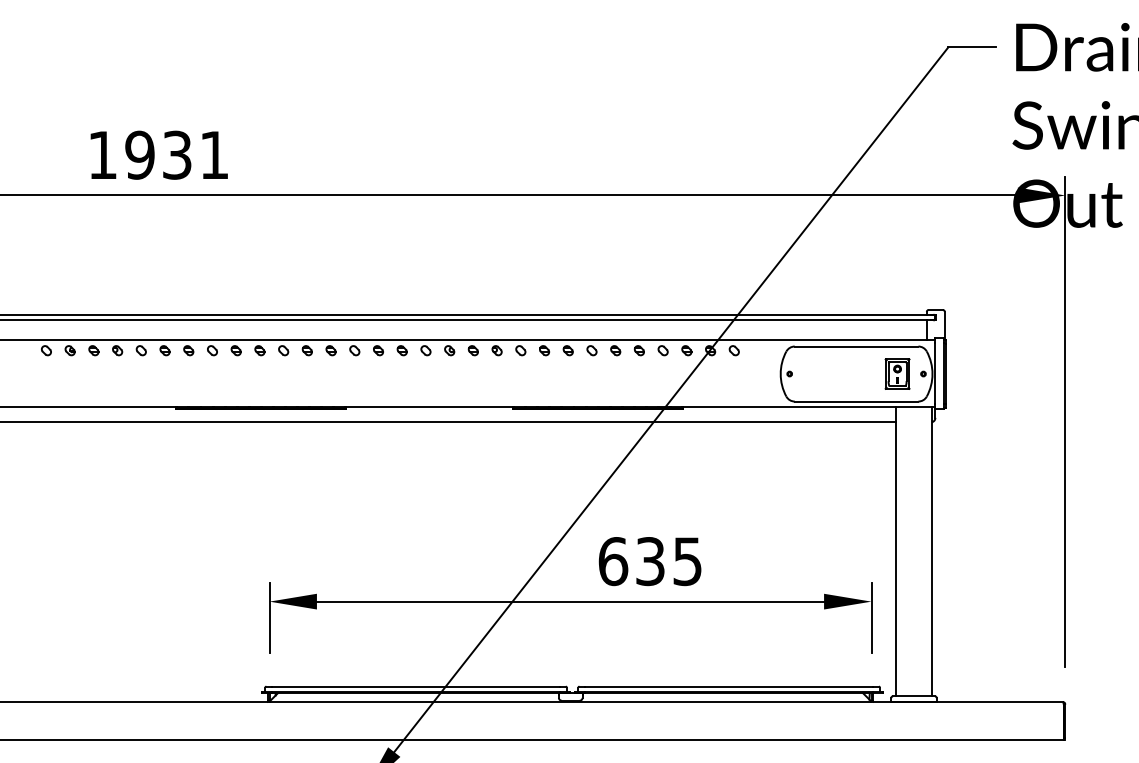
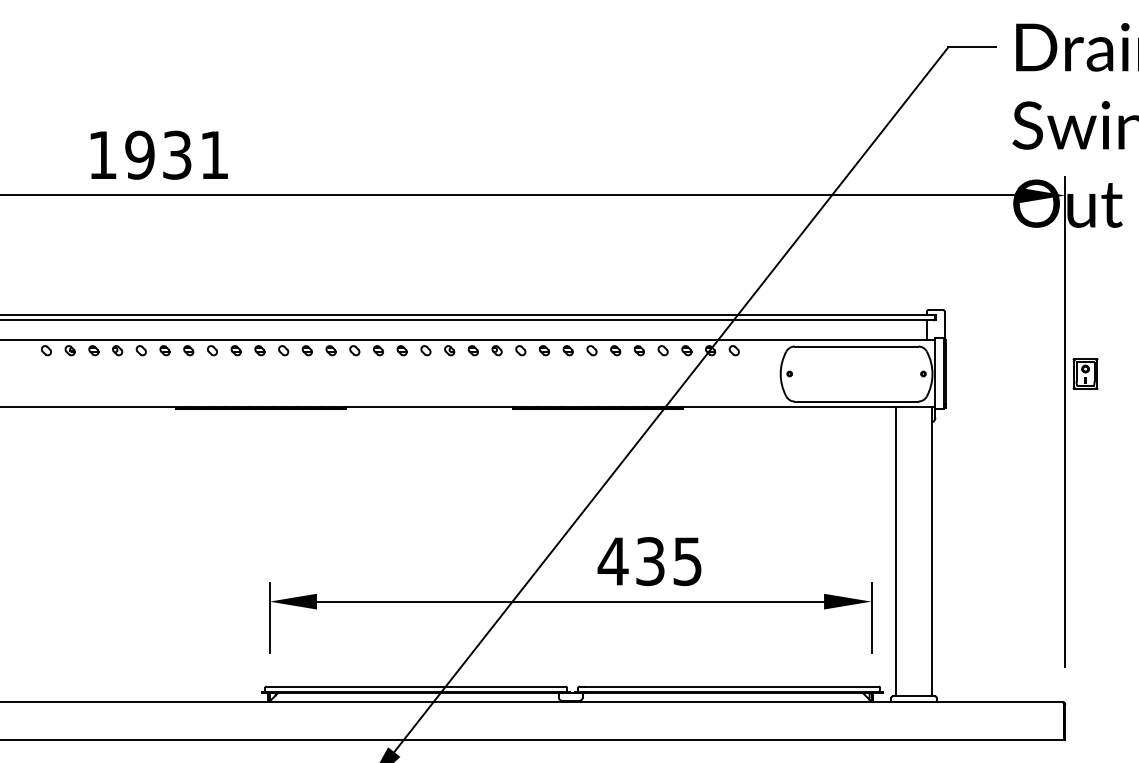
part position: (897, 373) -> (1085, 373) (1085, 373)
line: present -> none (448, 422)
text: 635 -> 435 (612, 561)
